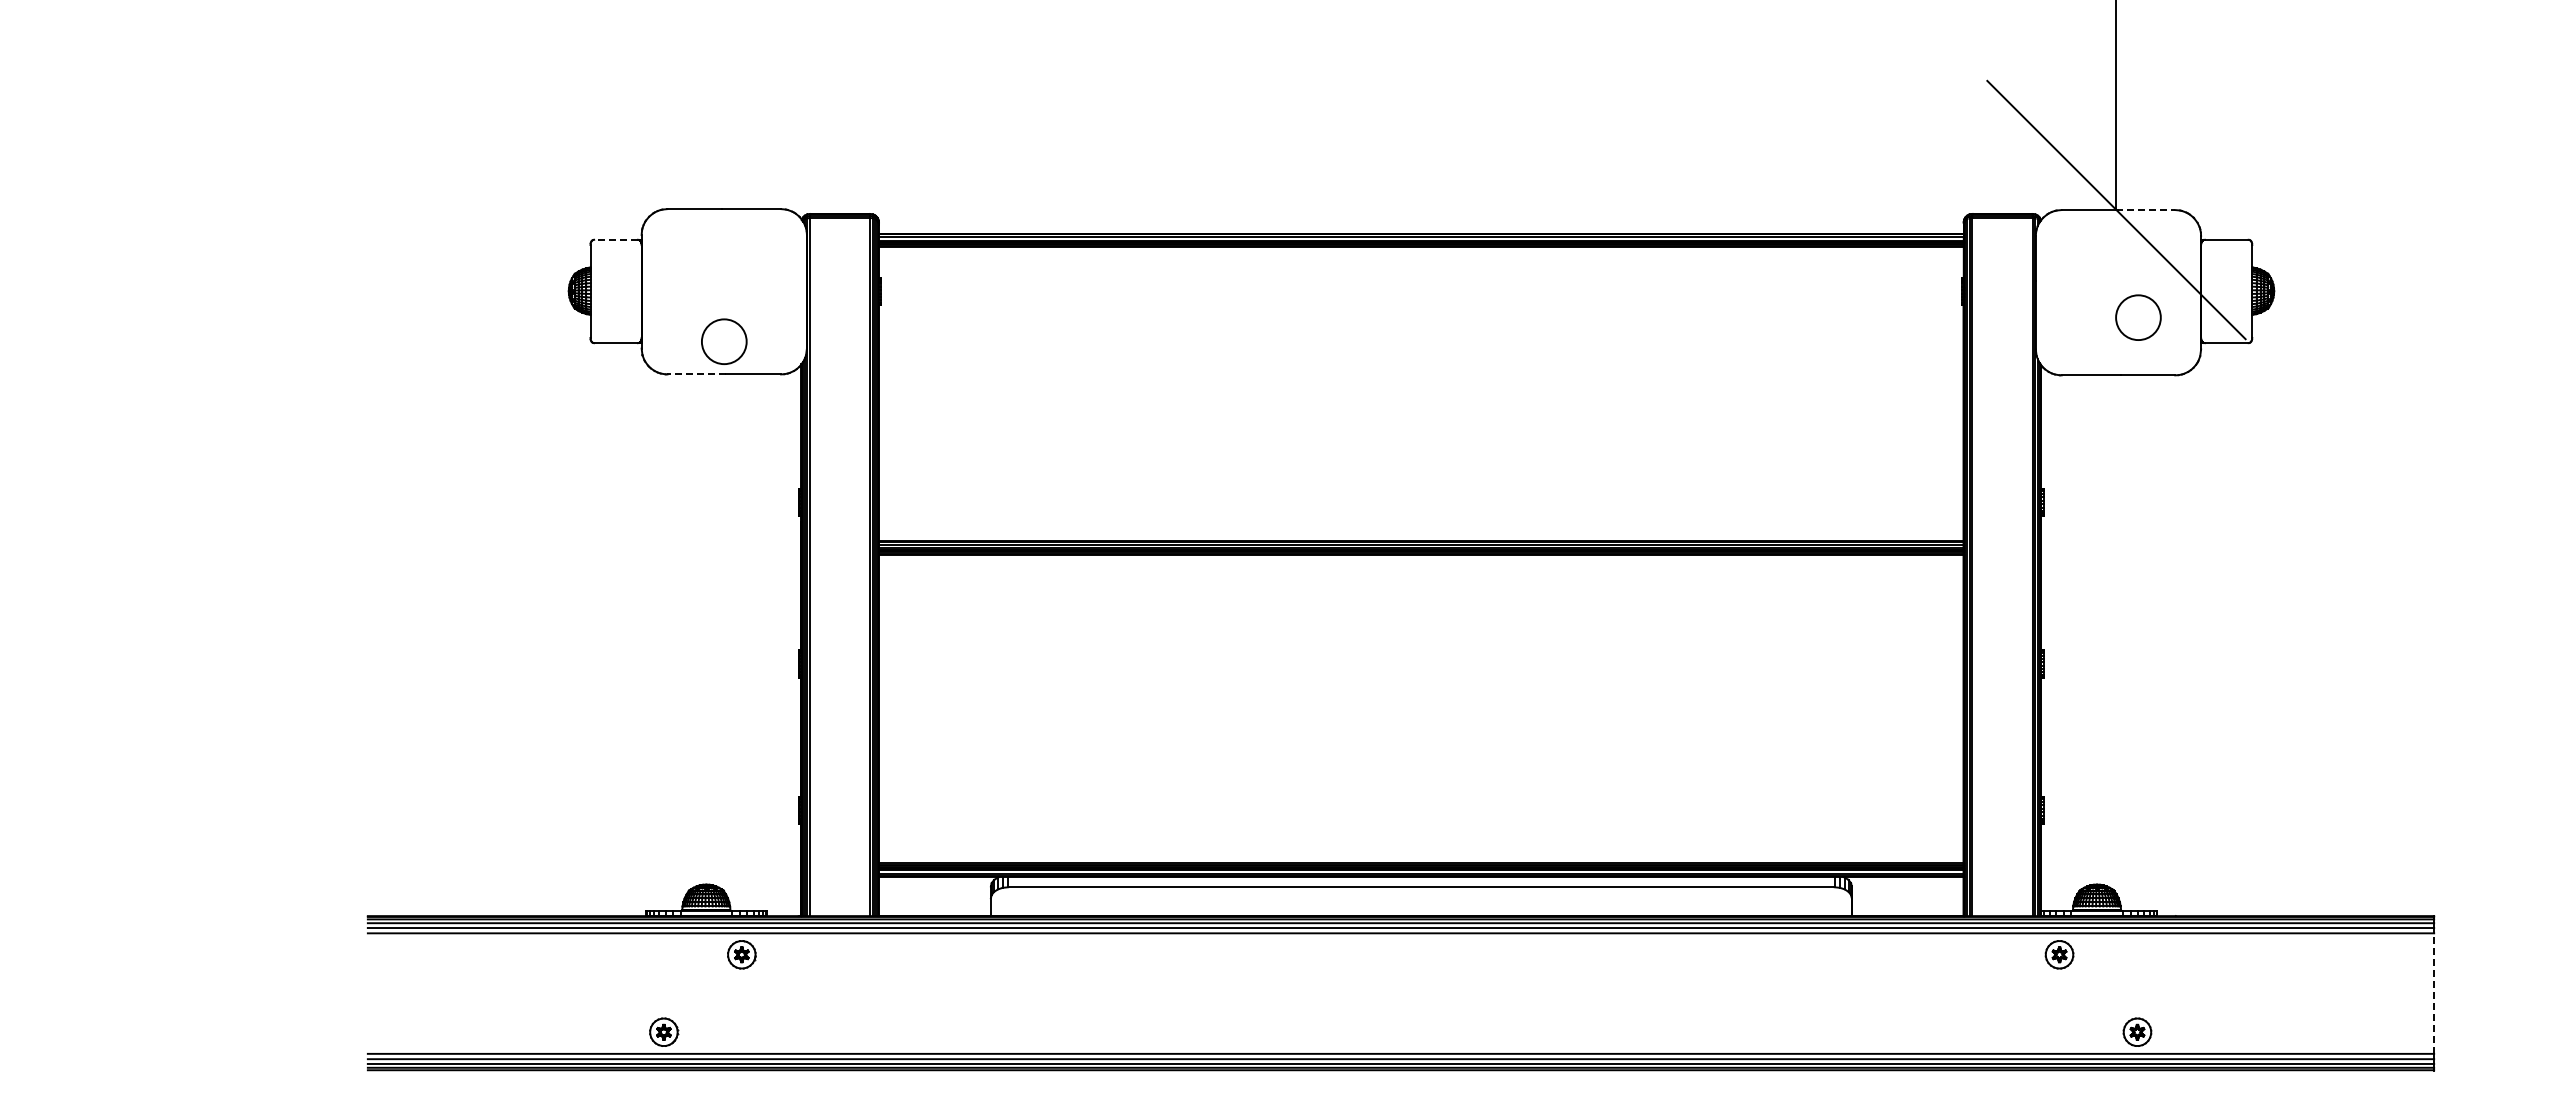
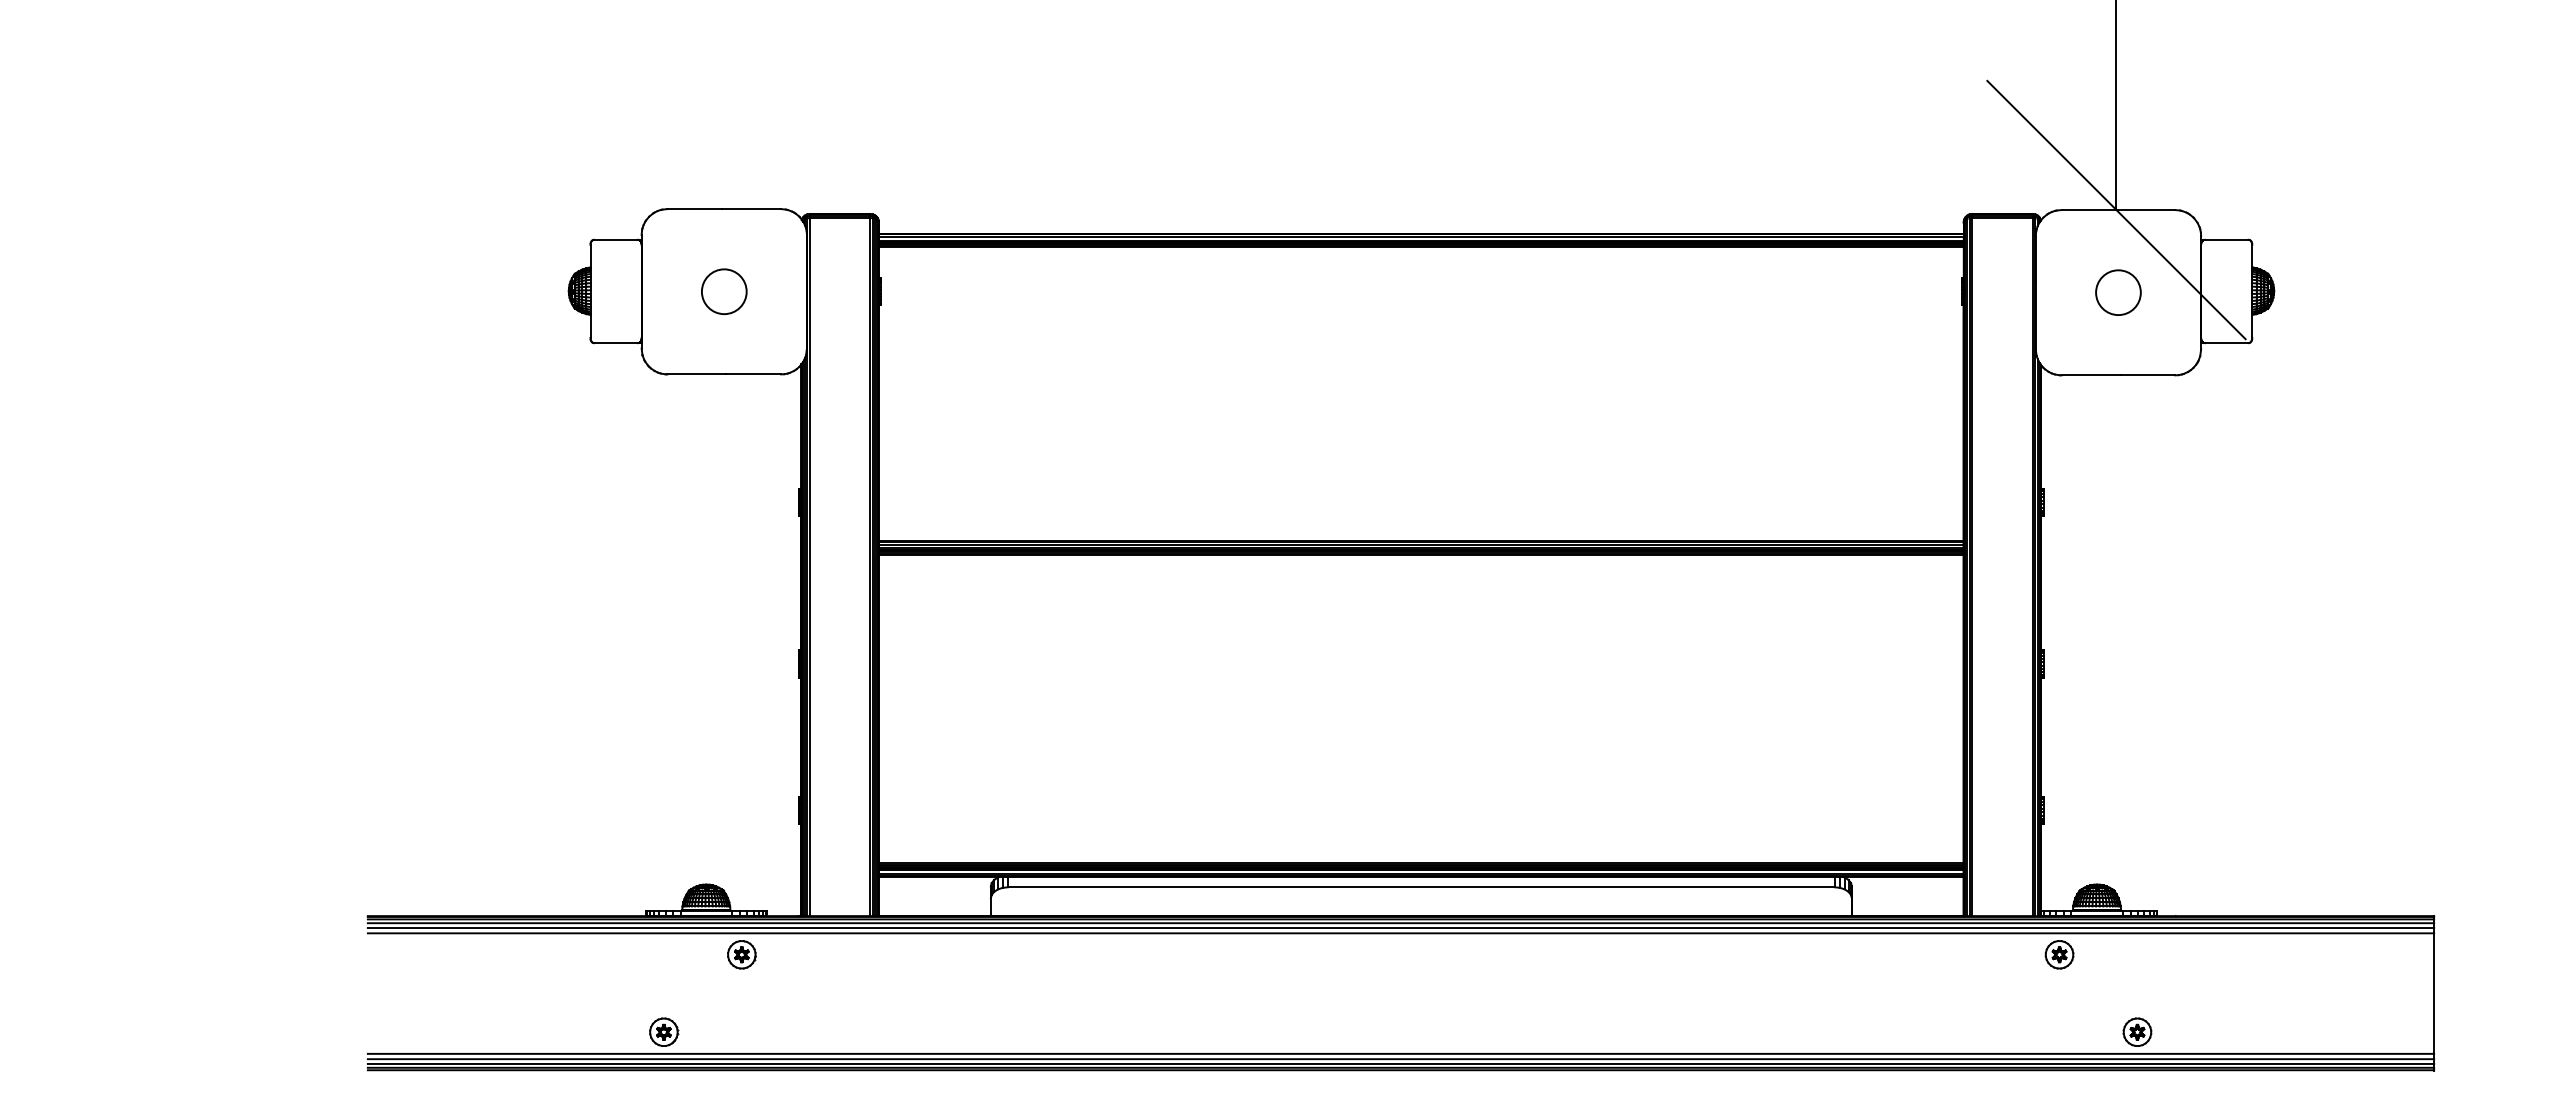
line: dashed -> solid (2146, 210)
line: dashed -> solid (616, 239)
circle position: (2138, 317) -> (2118, 292) (2118, 292)
circle position: (724, 341) -> (724, 291) (724, 291)
line: dashed -> solid (696, 374)
line: dashed -> solid (2434, 993)
